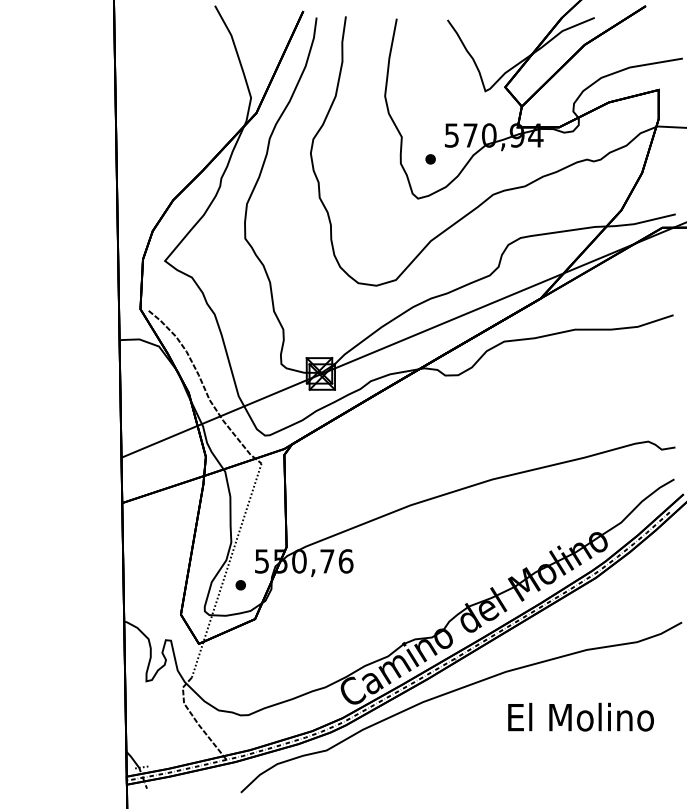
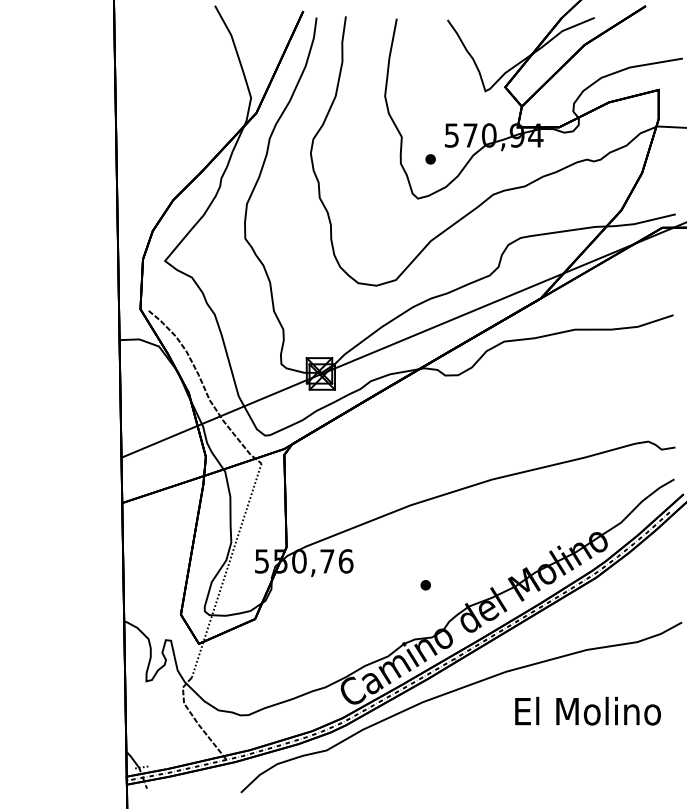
part position: (240, 585) -> (425, 585) (425, 585)
text position: (580, 716) -> (587, 710) (587, 710)
